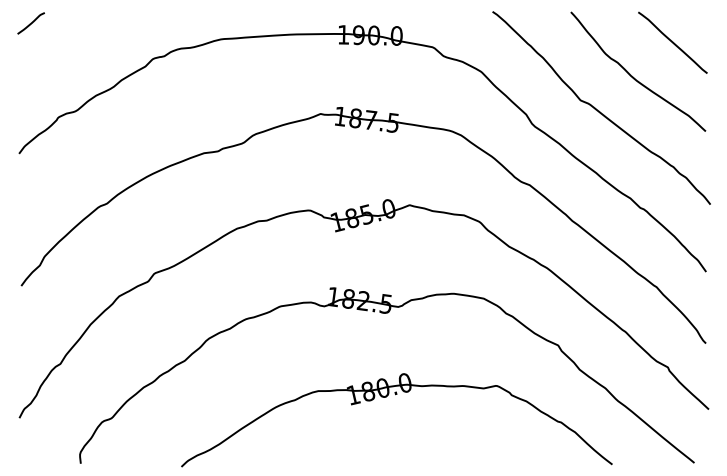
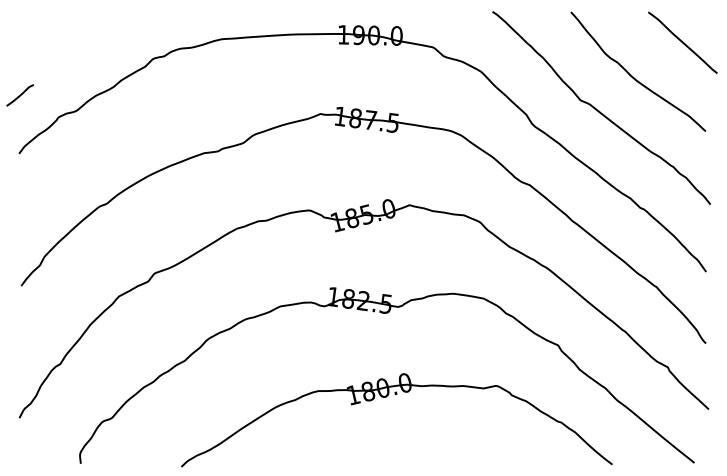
curve position: (30, 23) -> (19, 95) (19, 95)
line position: (672, 42) -> (682, 42) (682, 42)
